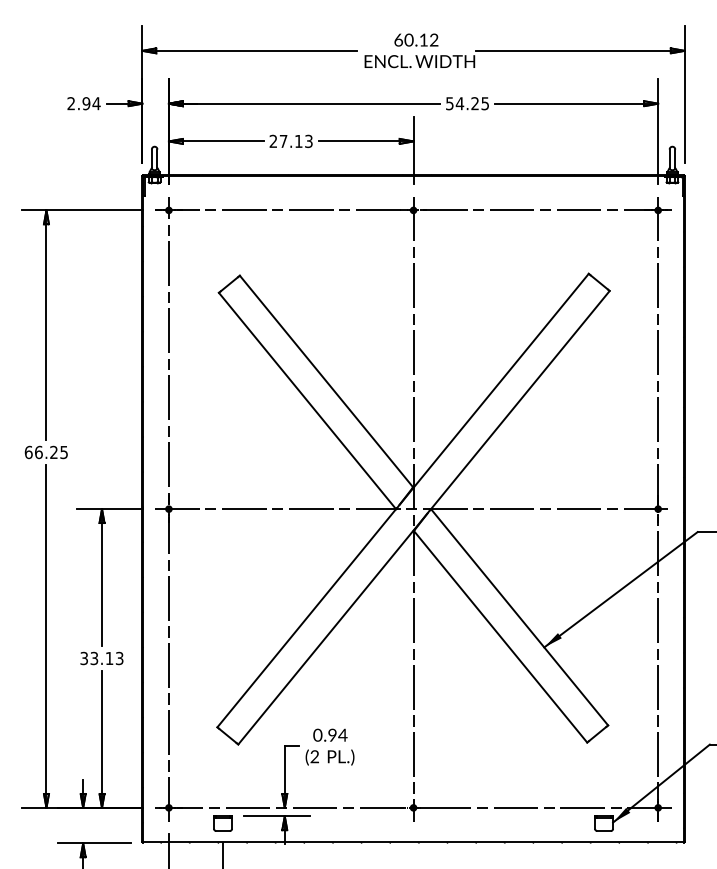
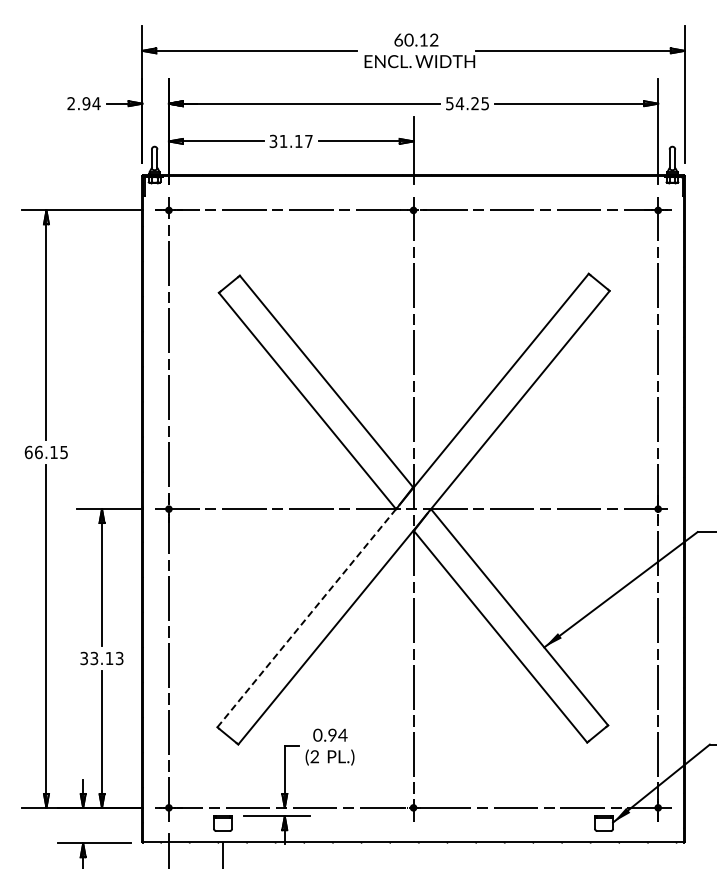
text: 27.13 -> 31.17 (290, 141)
text: 66.25 -> 66.15 (53, 451)
line: solid -> dashed (307, 617)
